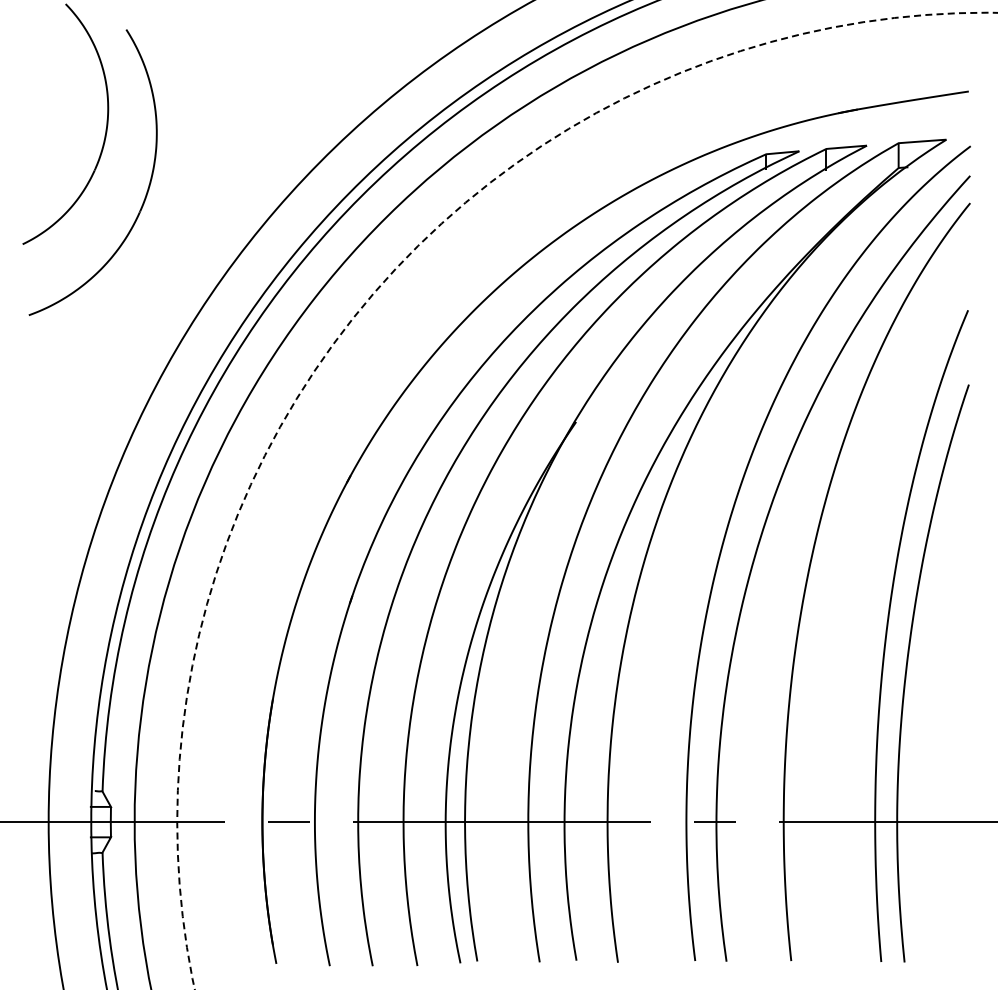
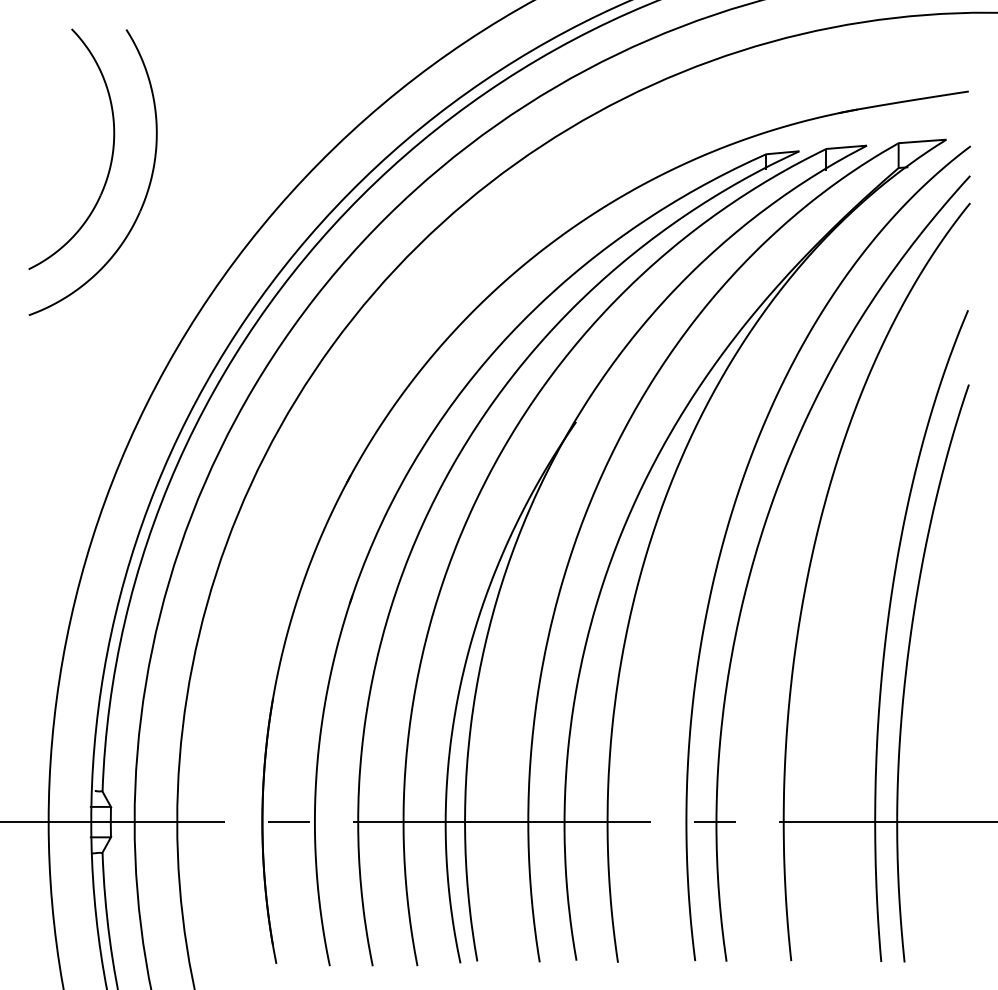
part position: (105, 129) -> (111, 154) (111, 154)
arc: dashed -> solid (360, 308)
